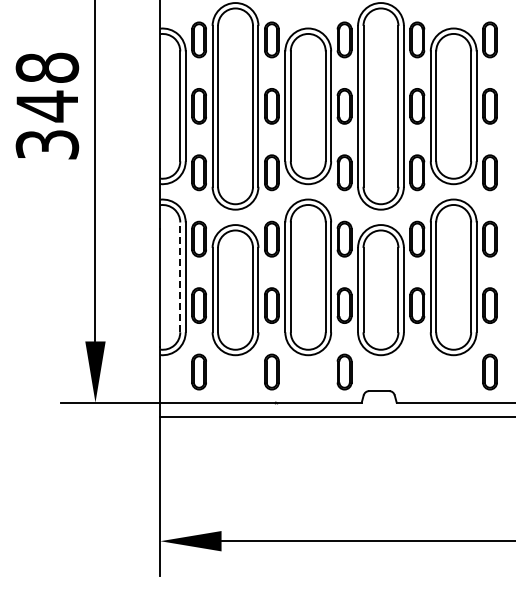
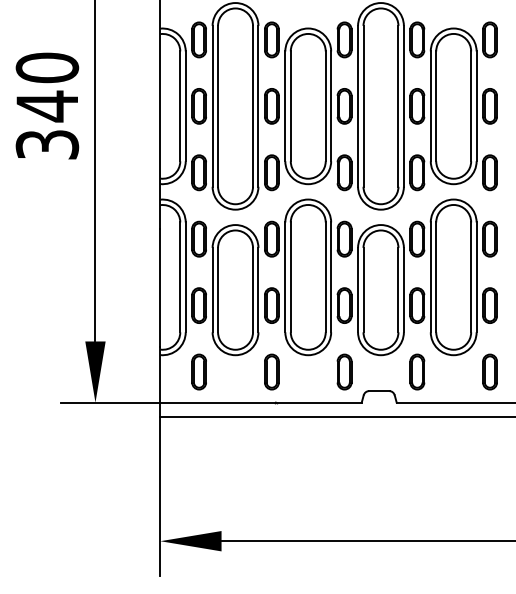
text: 348 -> 340 (47, 67)
line: dashed -> solid (180, 277)
part: none -> present (417, 371)
